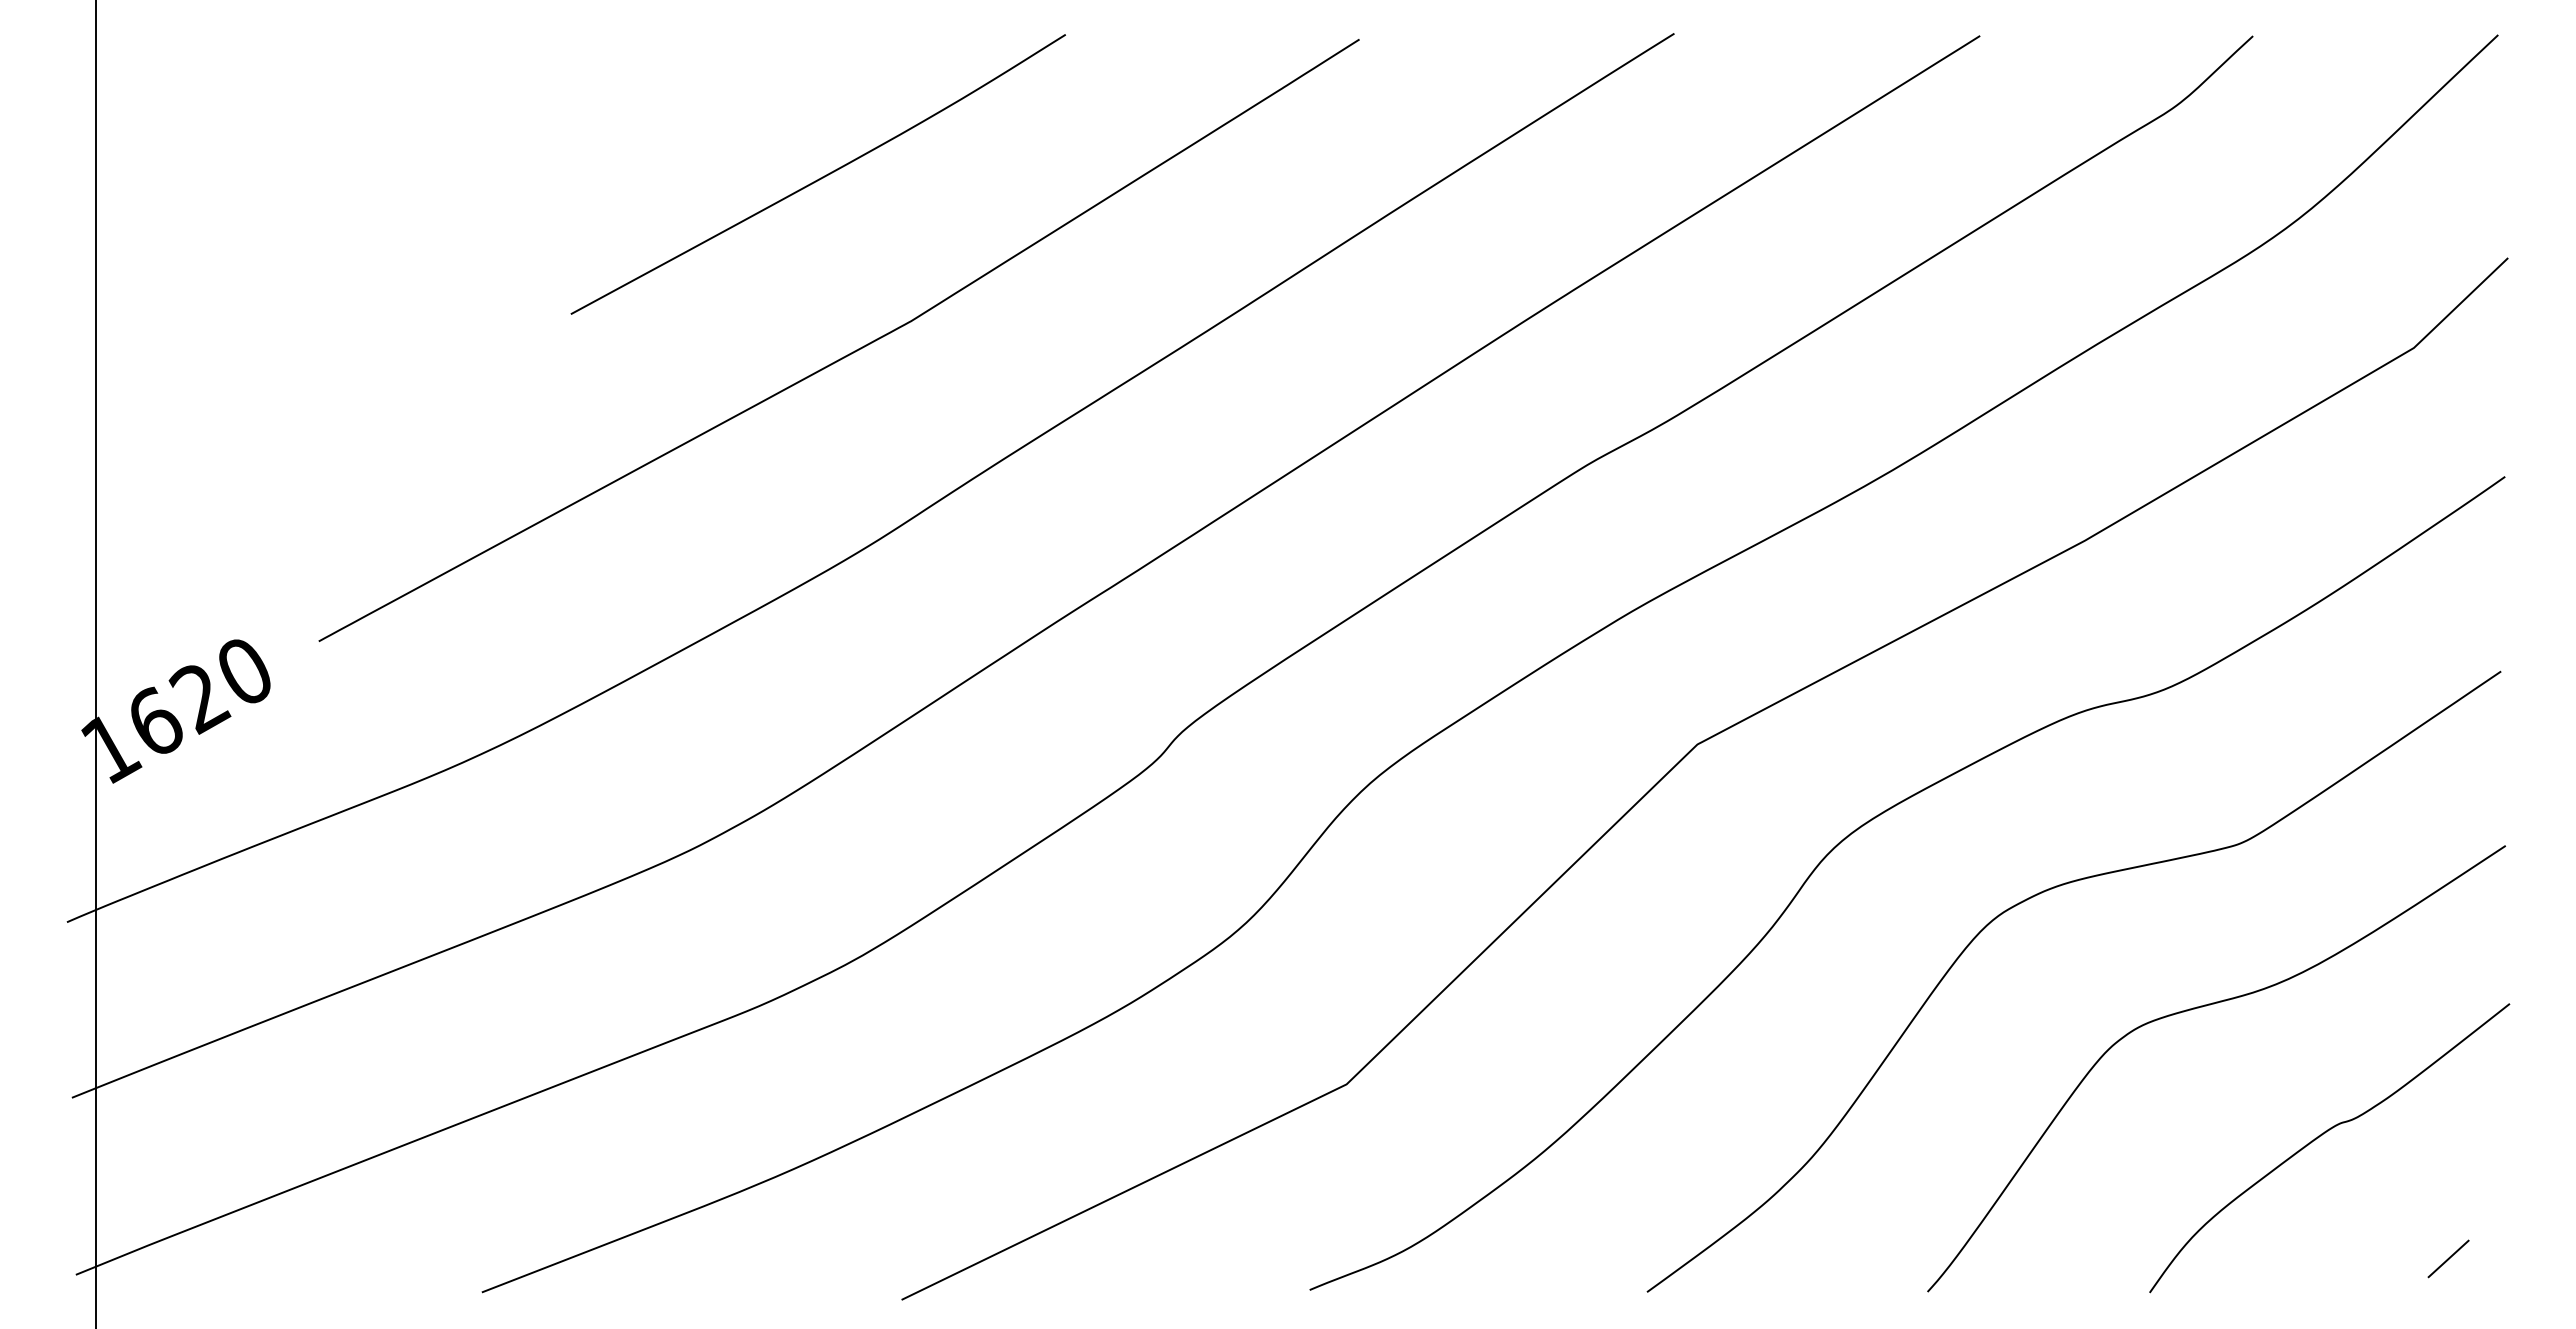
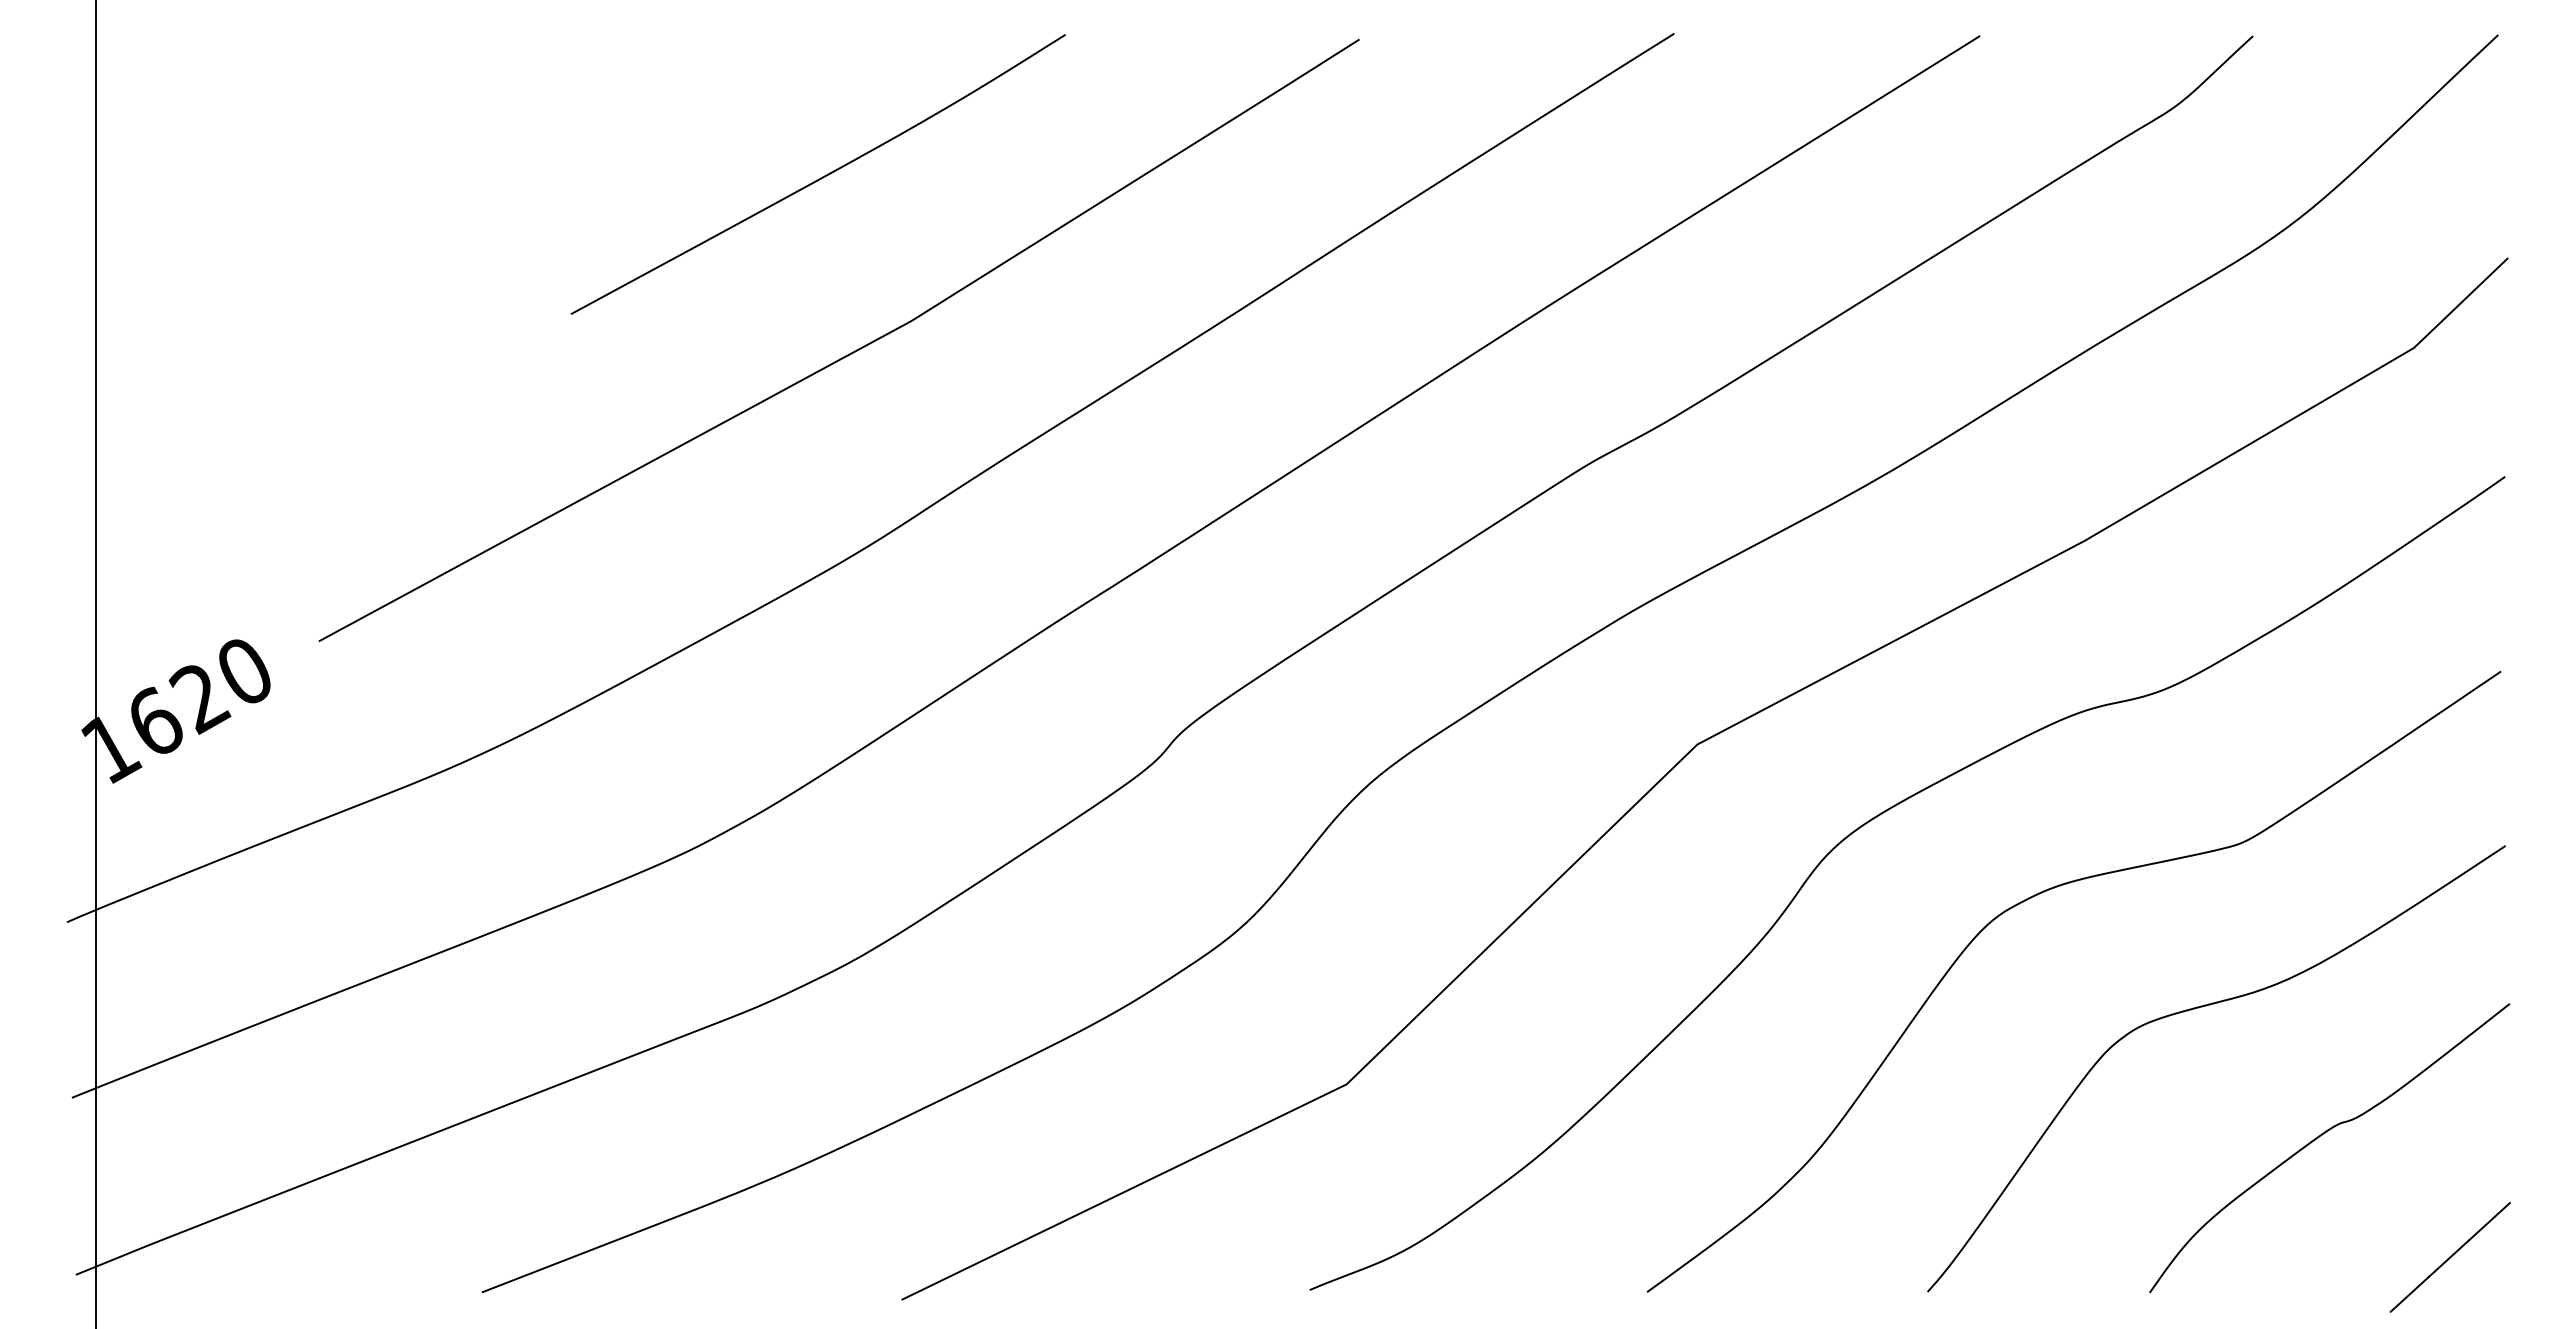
line: none -> present (2488, 1221)
line: none -> present (2409, 1294)
